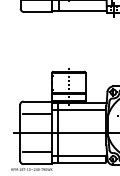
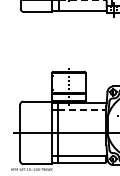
line: solid -> dashed (82, 0)
line: solid -> dashed (82, 109)
line: present -> none (36, 113)
line: present -> none (36, 152)
